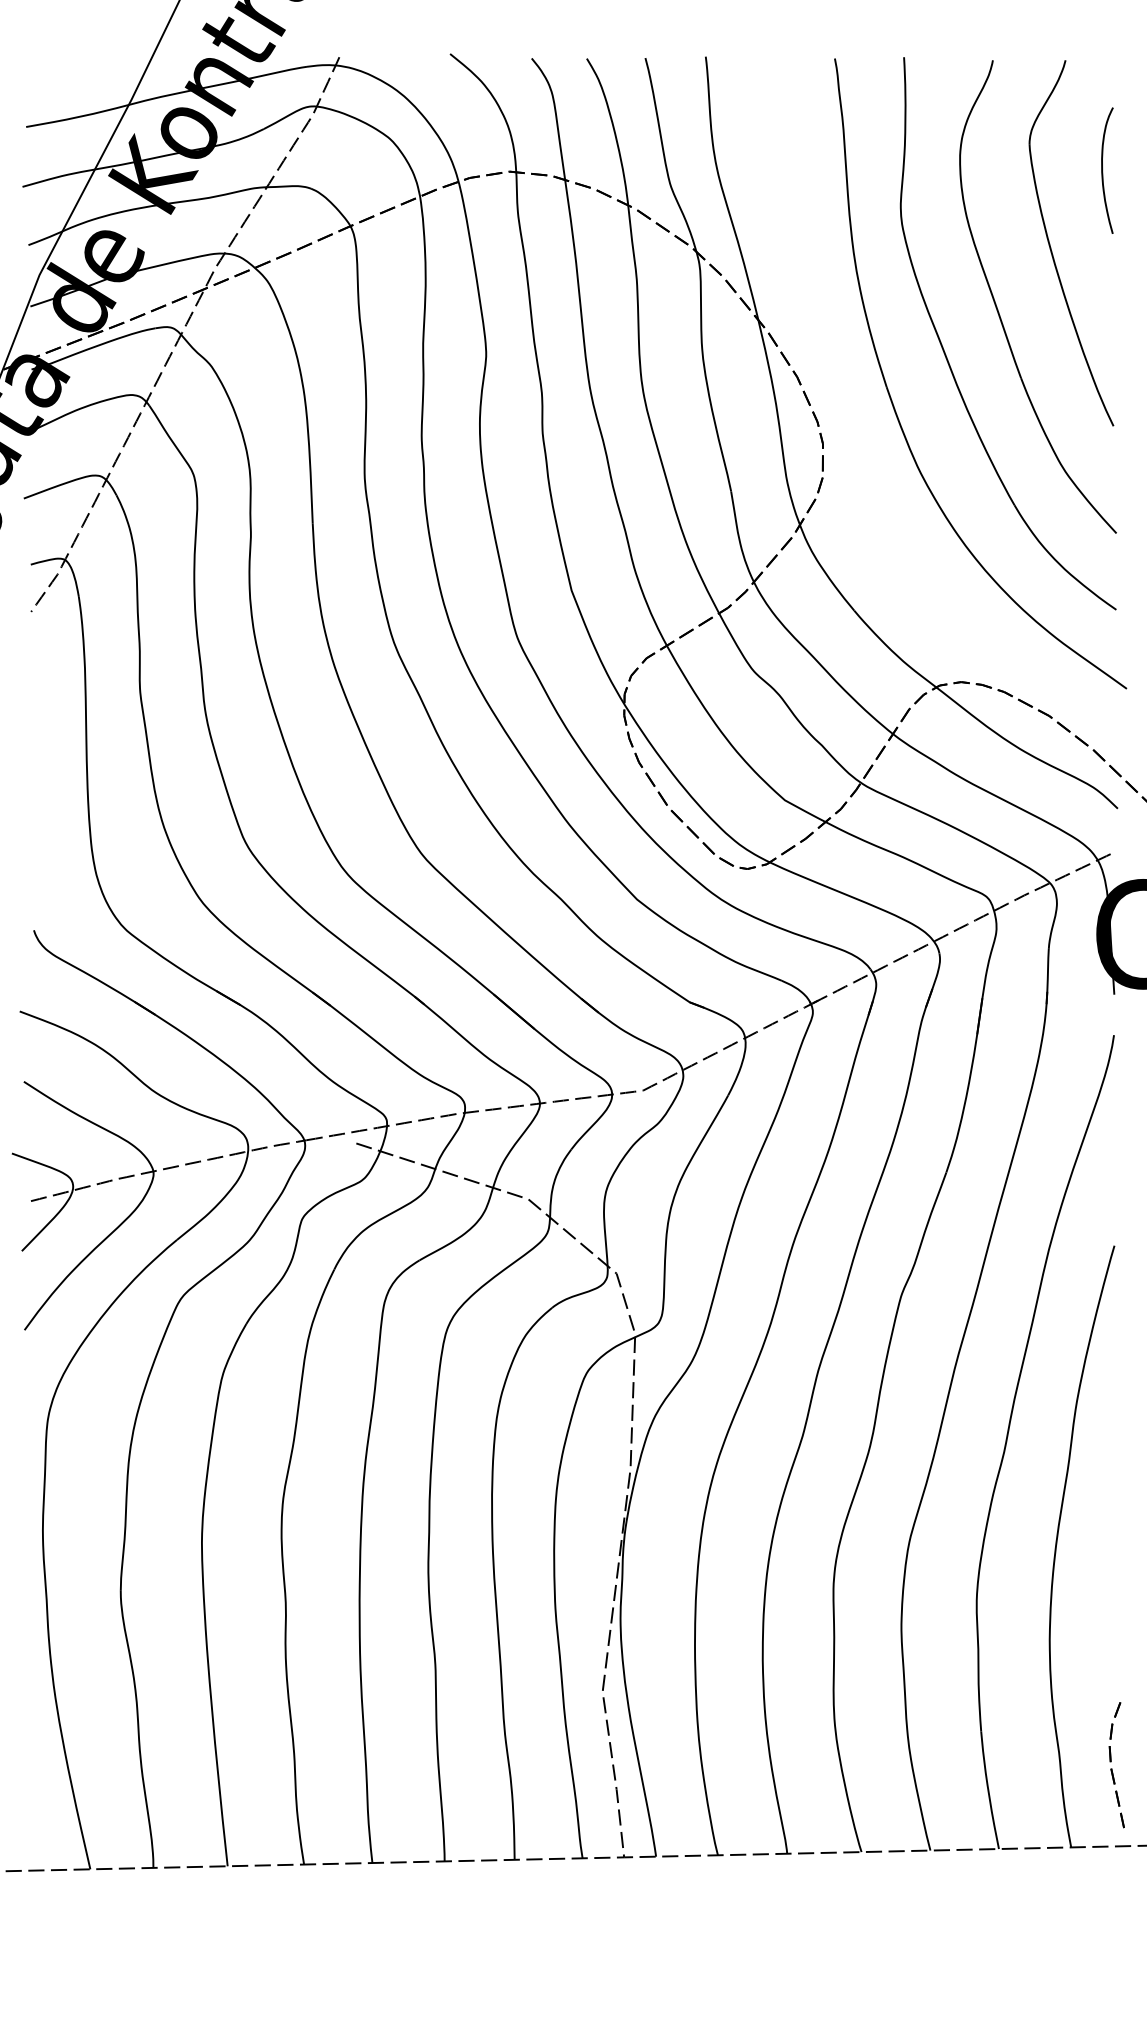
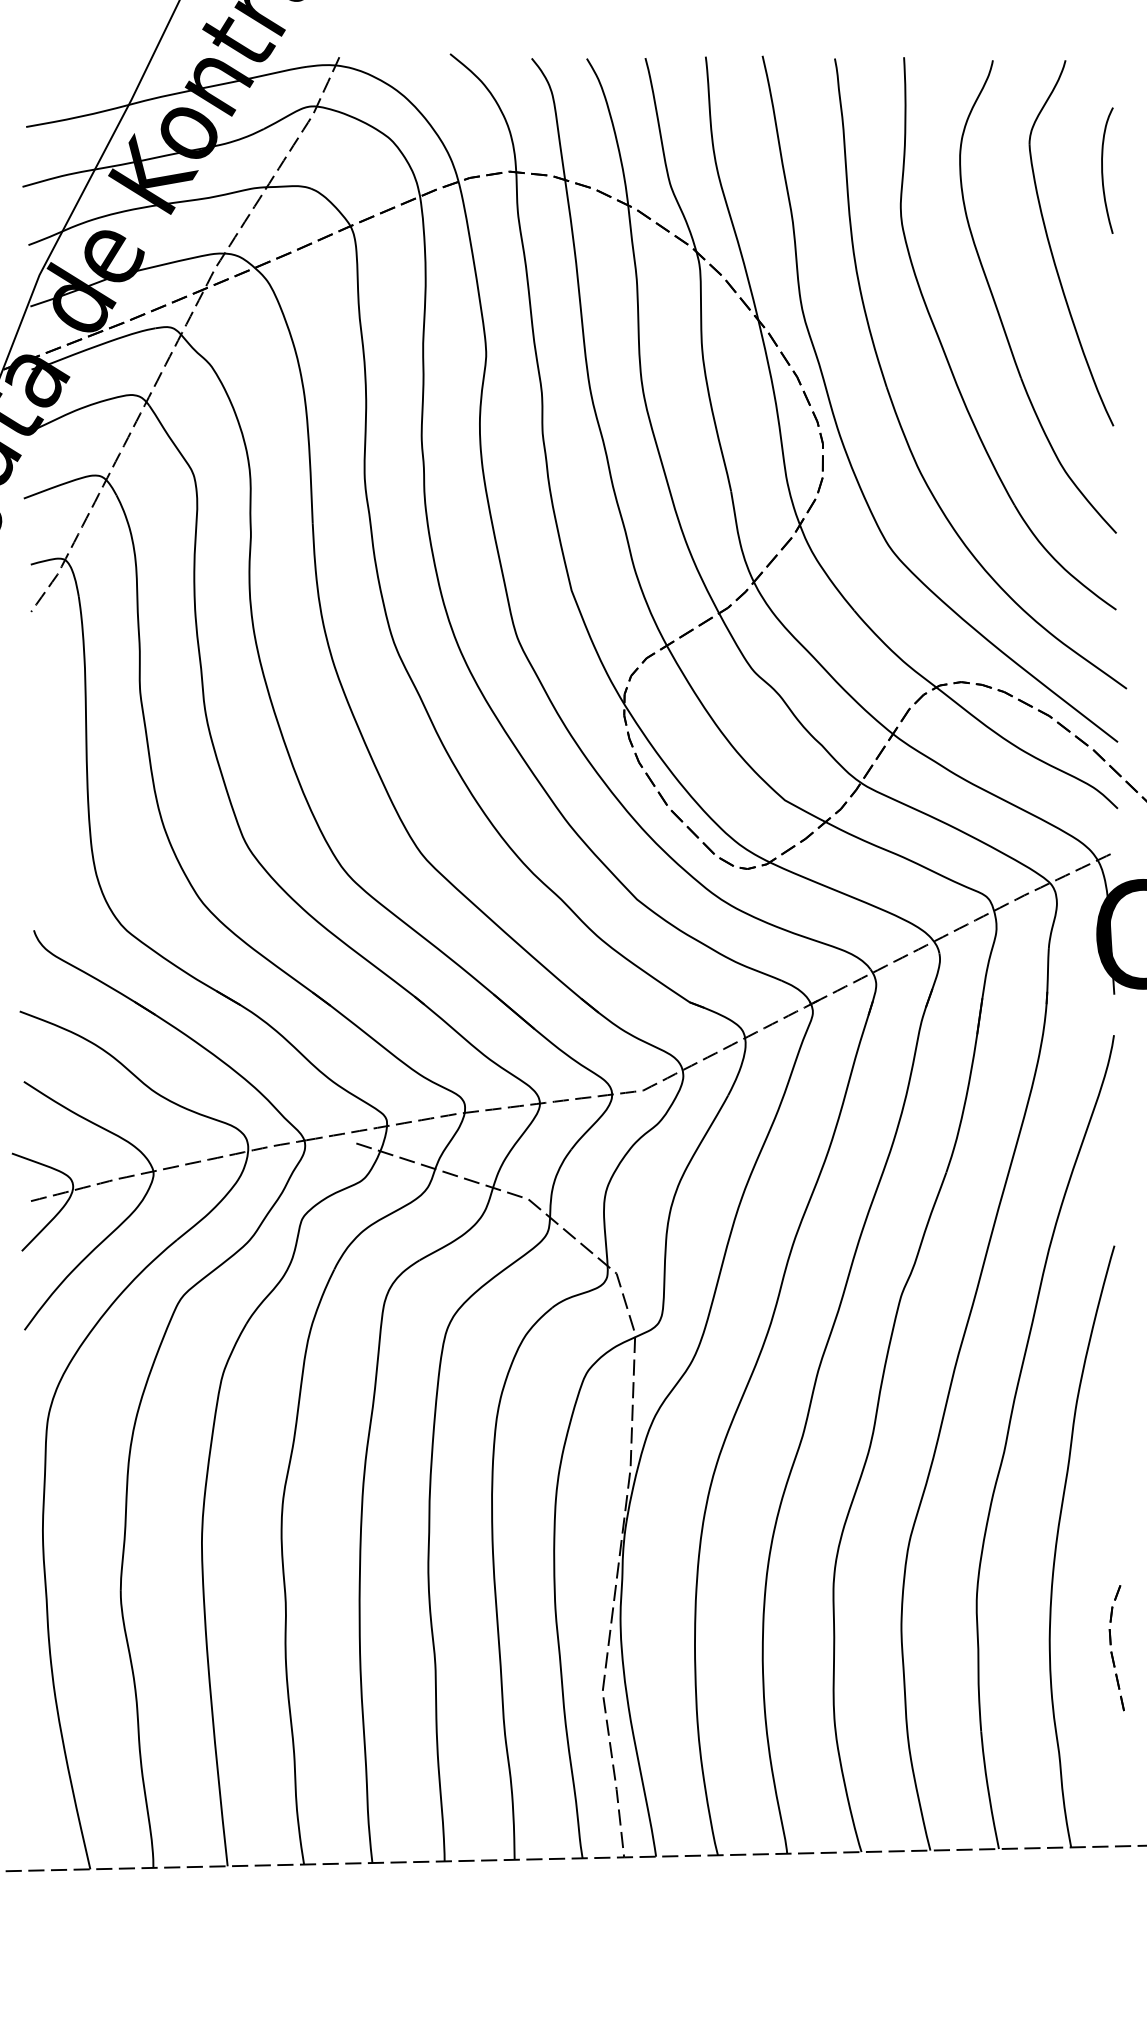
curve: none -> present (839, 430)
part position: (1116, 1765) -> (1116, 1648) (1116, 1648)
